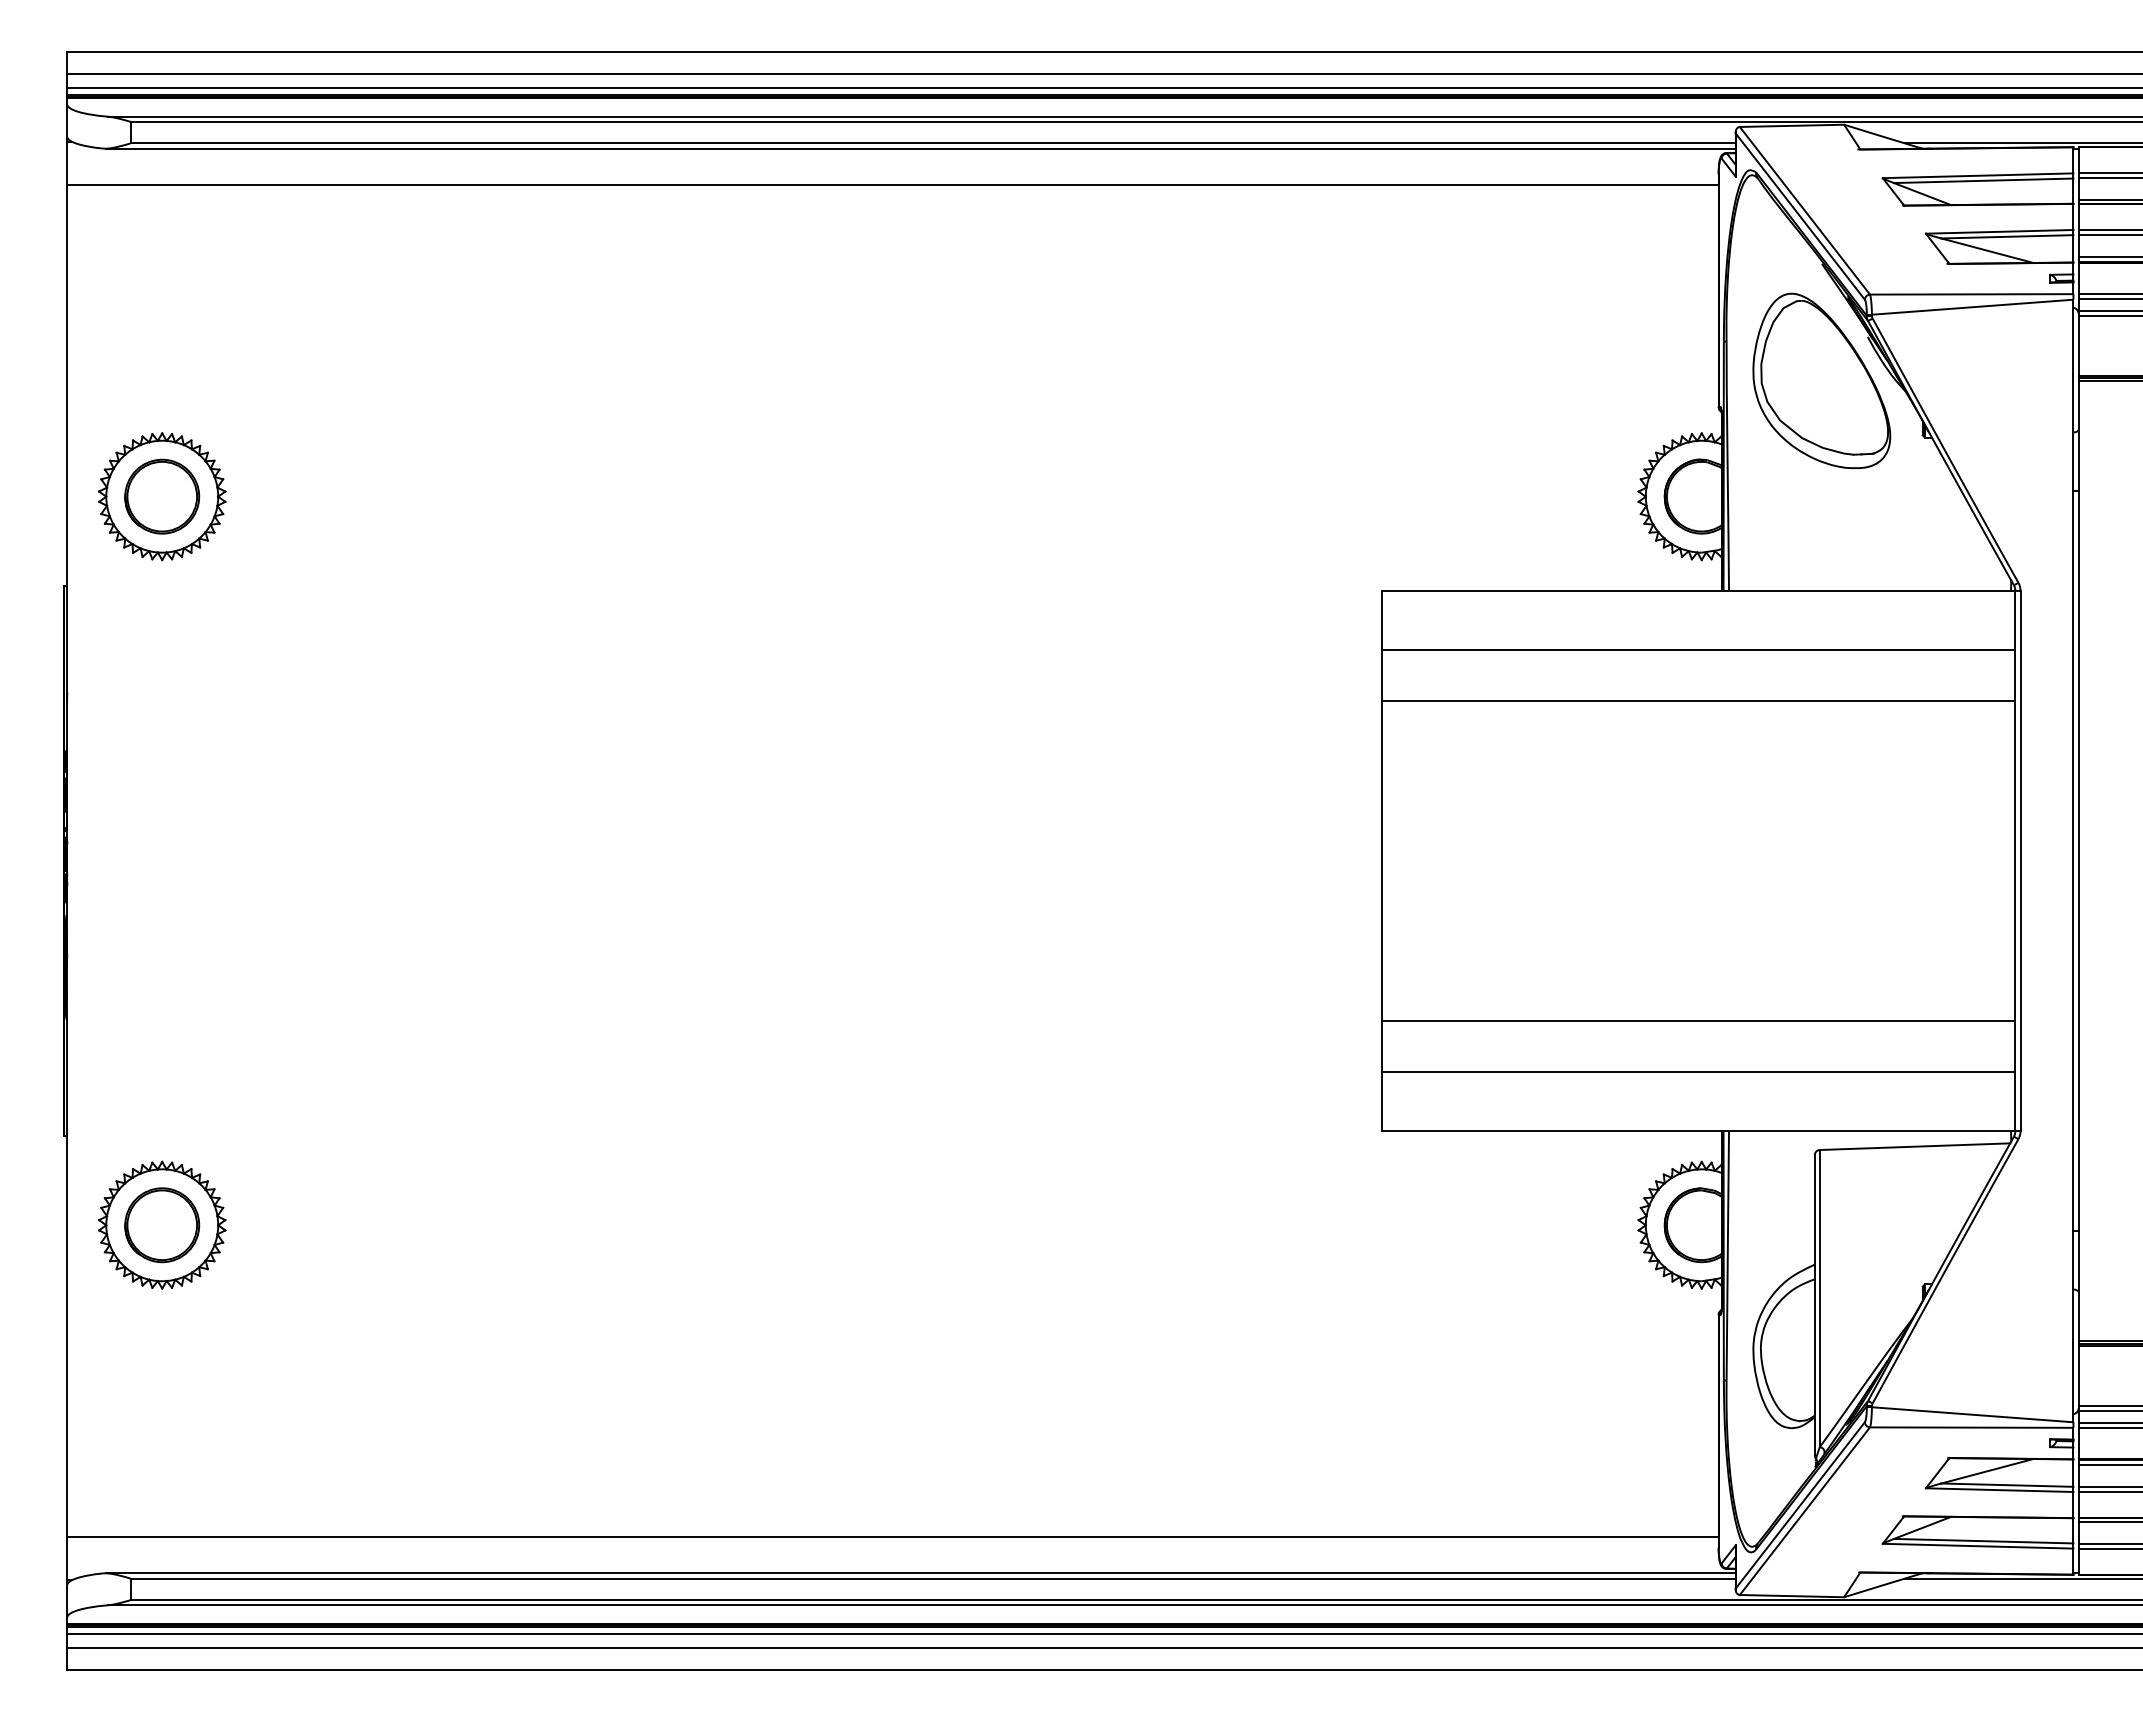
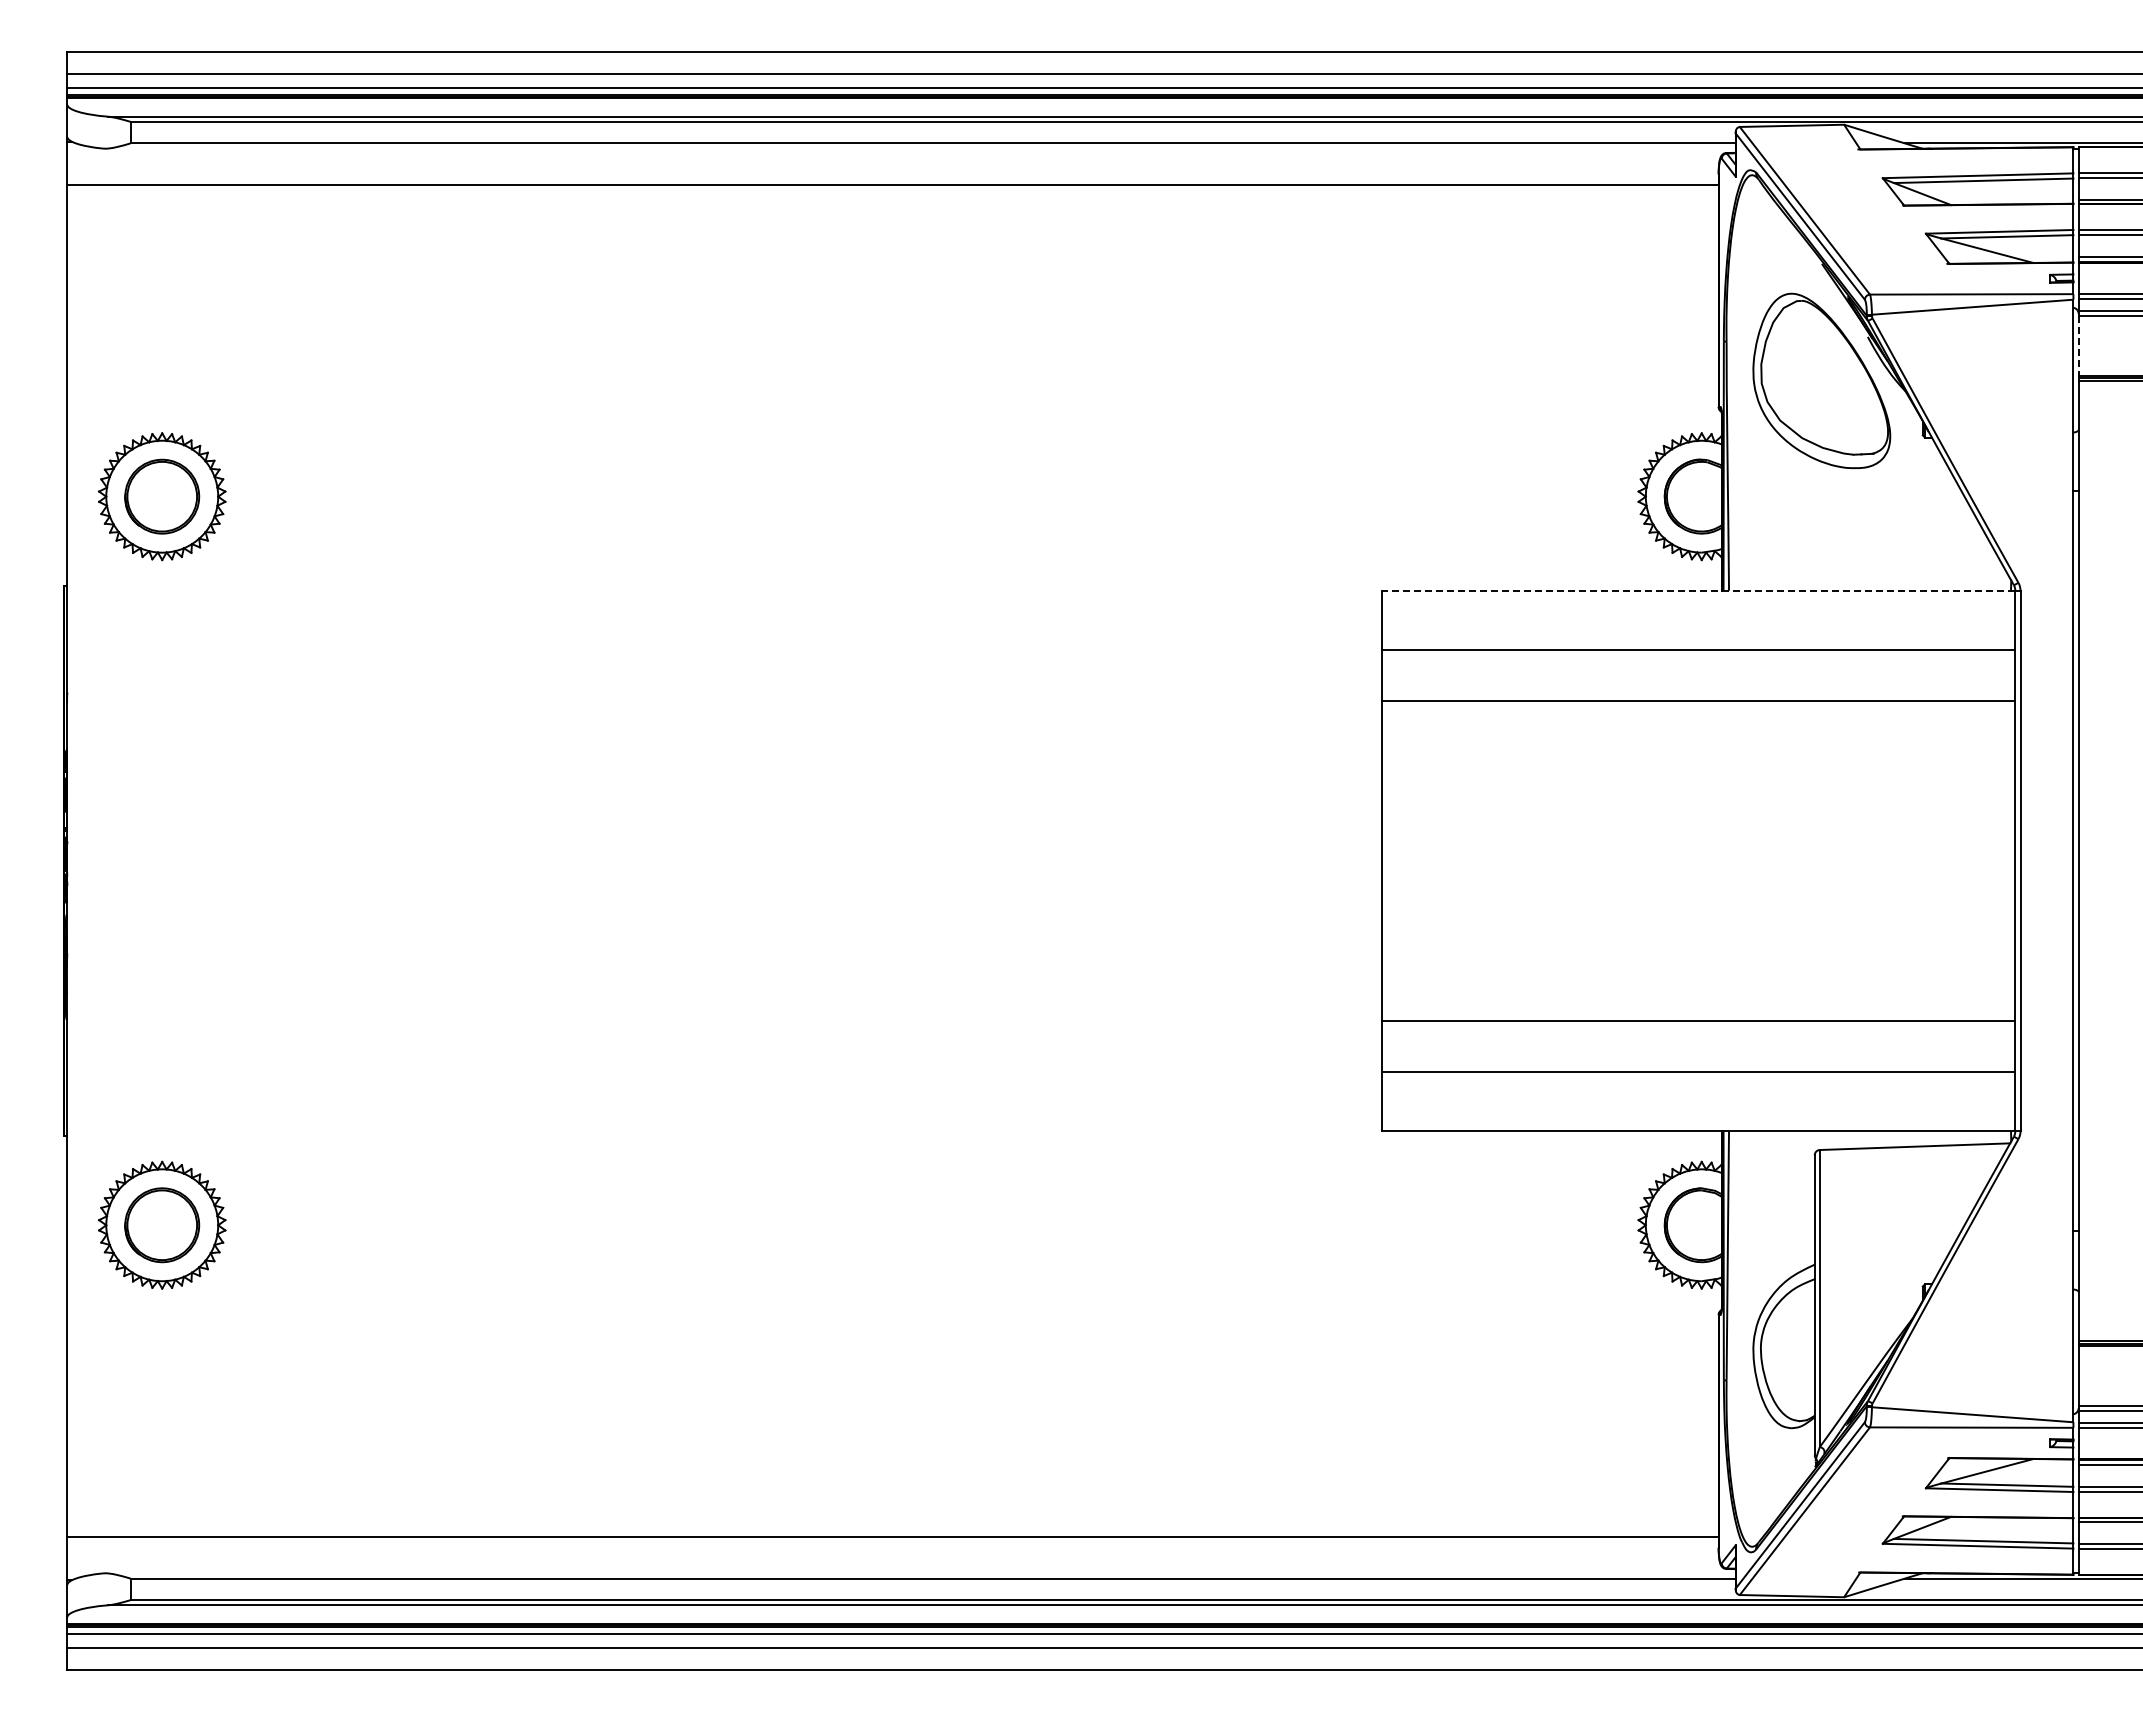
line: present -> none (920, 148)
line: solid -> dashed (2078, 345)
line: solid -> dashed (1698, 590)
line: present -> none (920, 1573)
